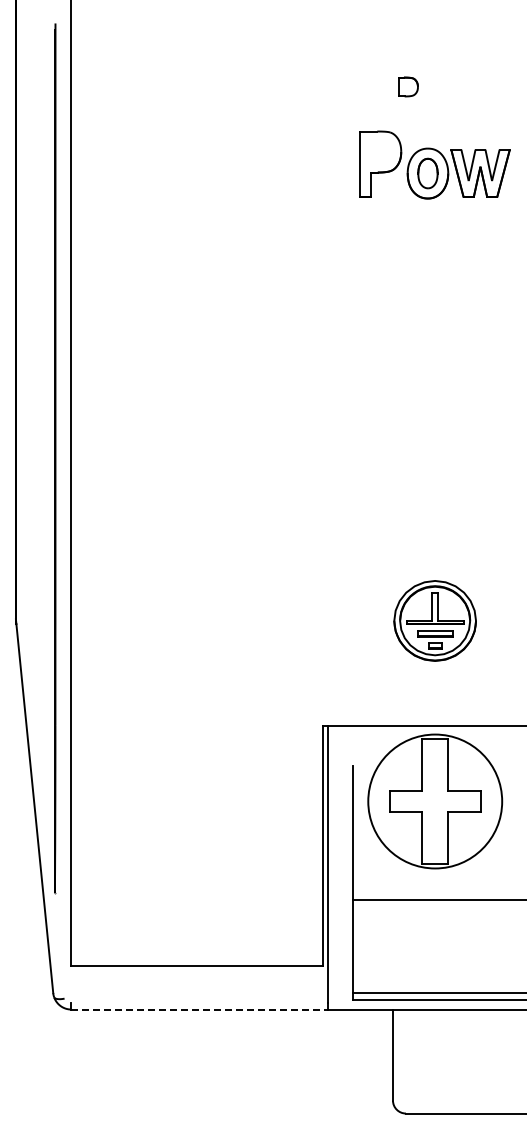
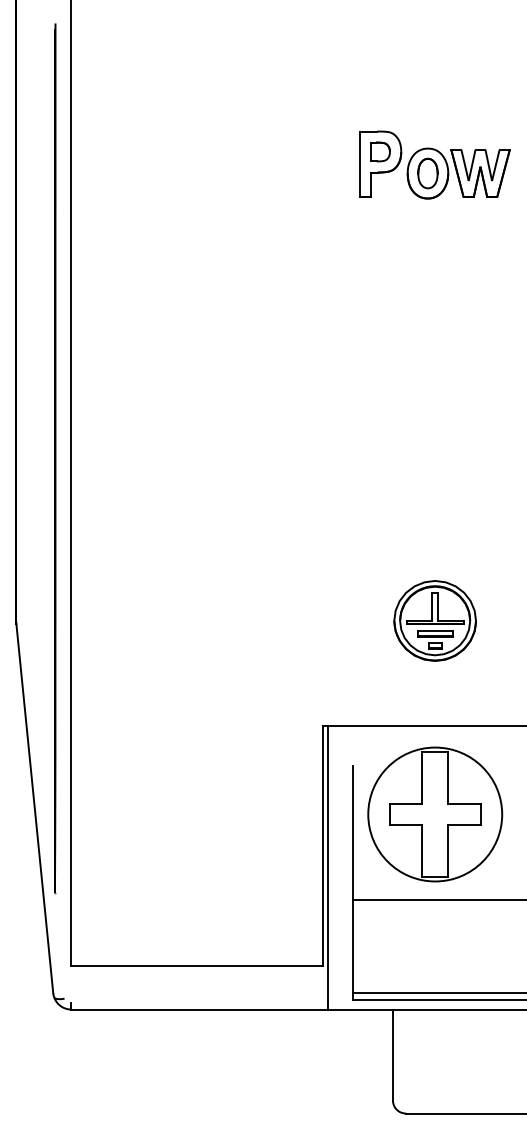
part position: (408, 86) -> (380, 151) (380, 151)
part position: (435, 801) -> (435, 814) (435, 814)
line: dashed -> solid (200, 1009)
